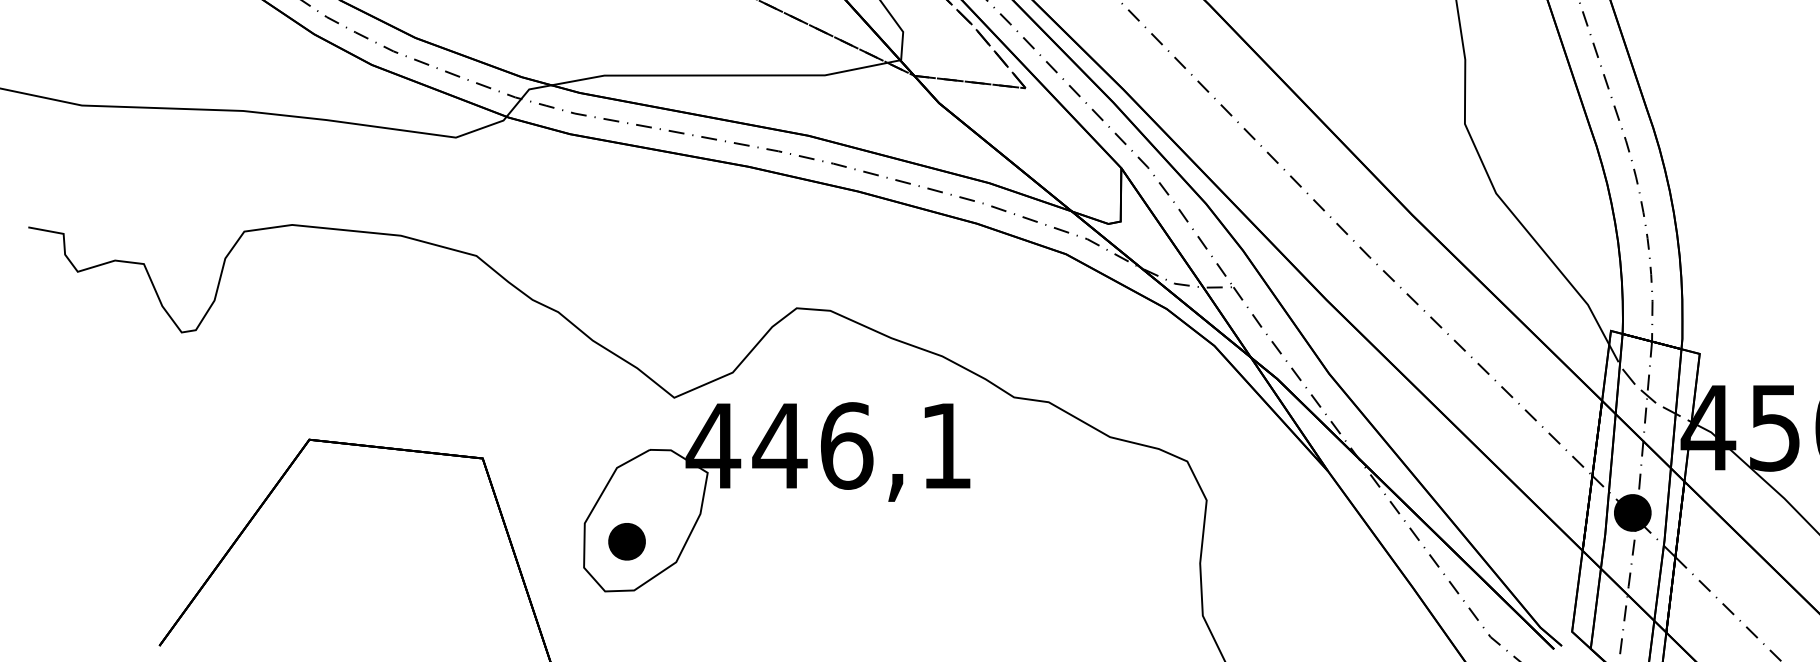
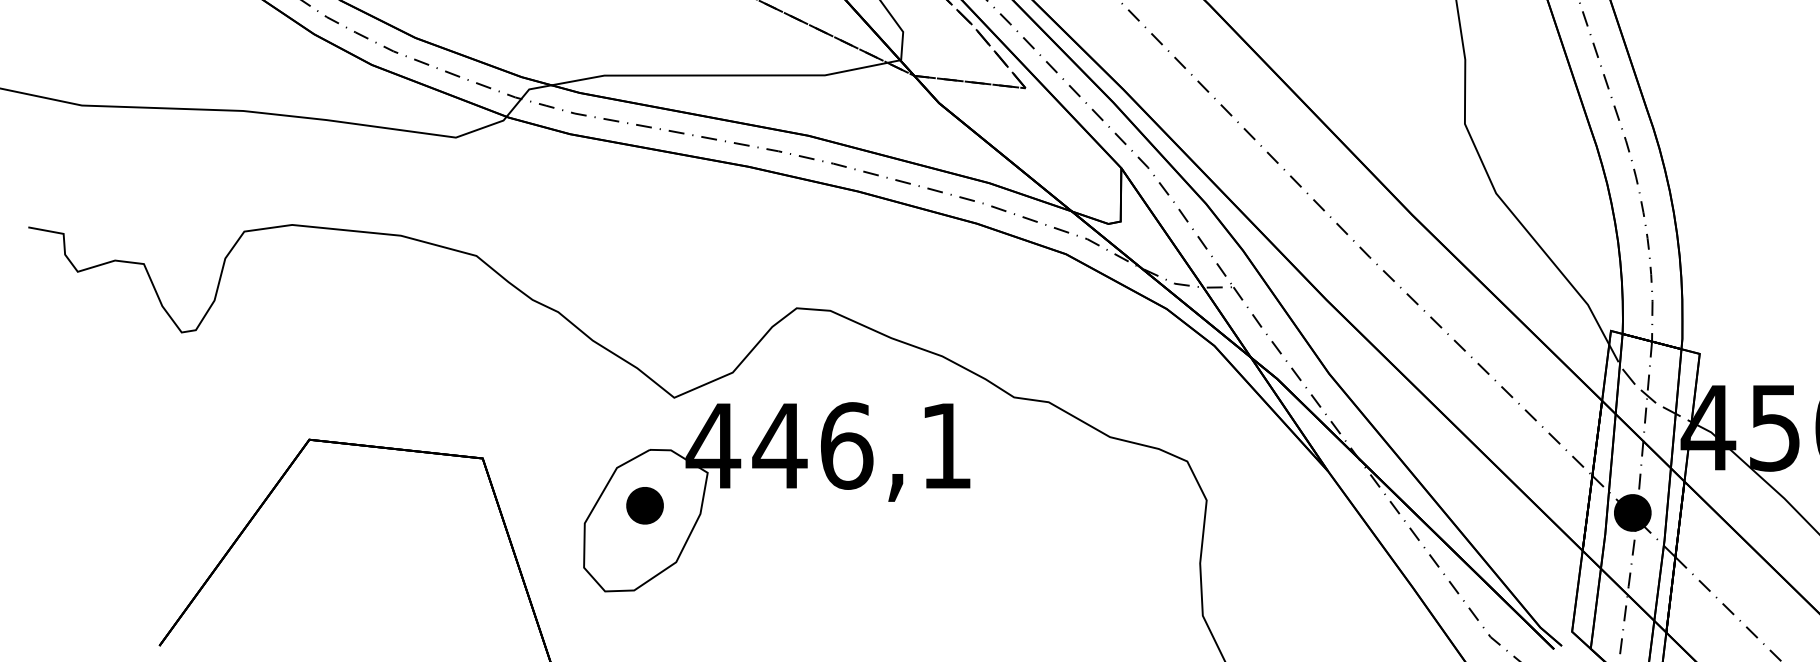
part position: (626, 541) -> (644, 505) (644, 505)
